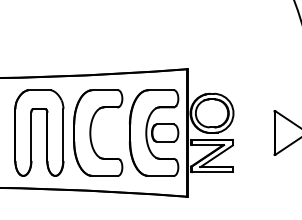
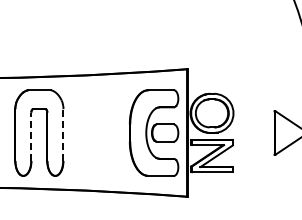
part: present -> none (91, 132)
line: solid -> dashed (63, 135)
line: solid -> dashed (31, 136)
